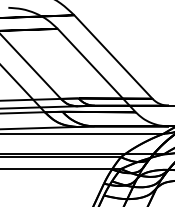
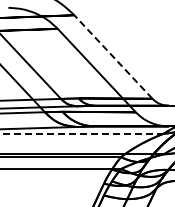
line: solid -> dashed (113, 56)
line: solid -> dashed (81, 133)
